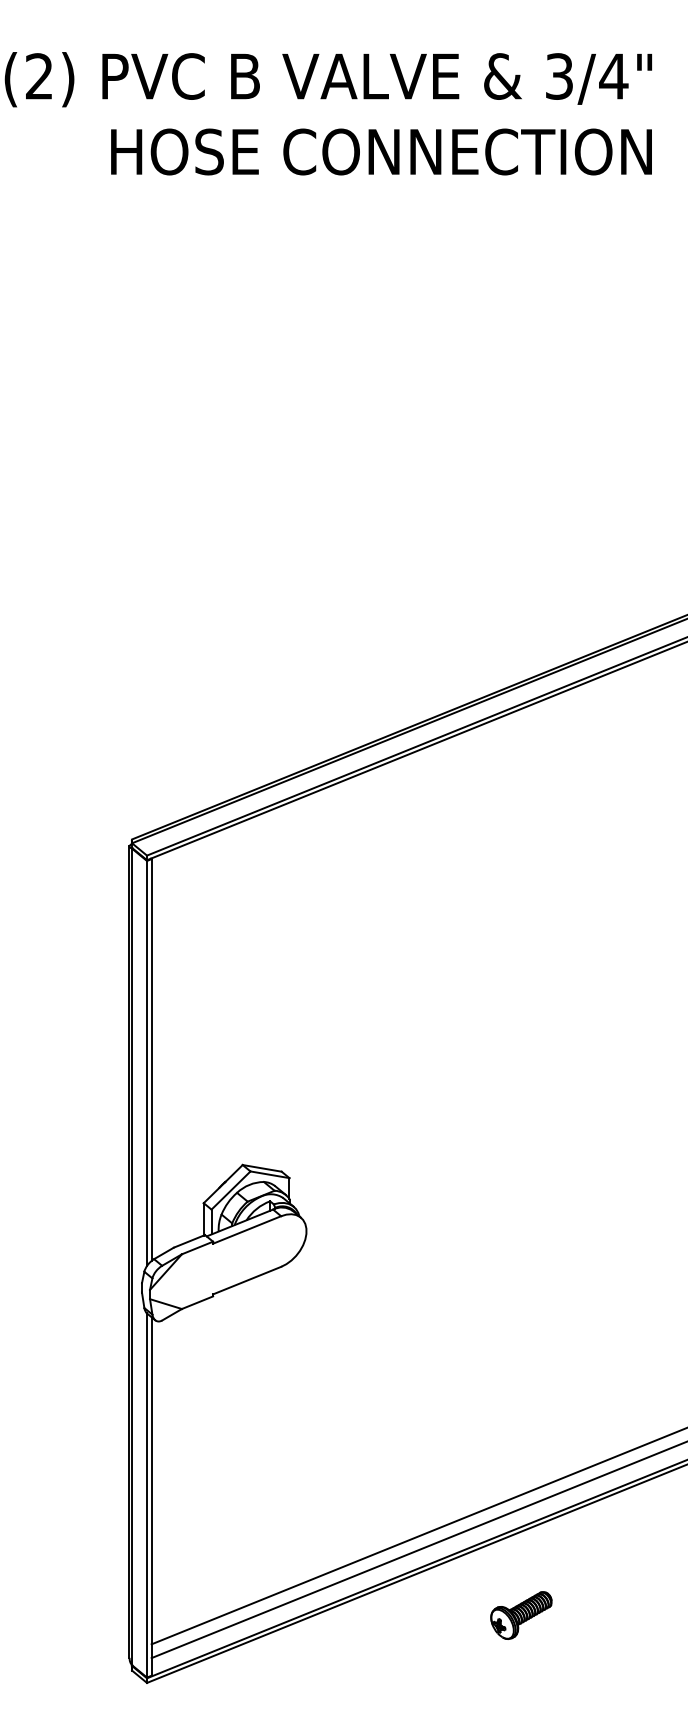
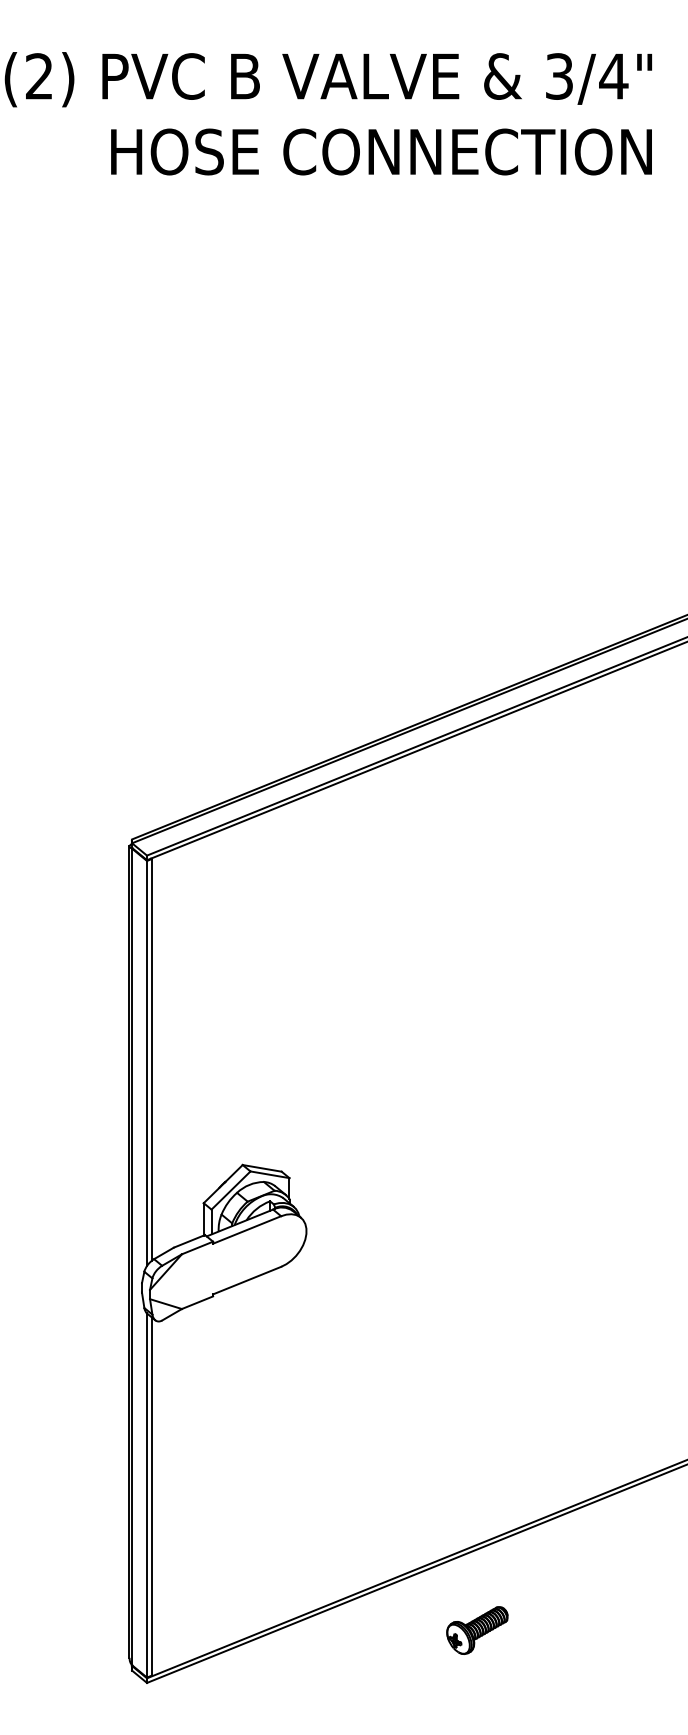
line: present -> none (417, 1536)
line: present -> none (417, 1550)
part position: (521, 1615) -> (477, 1630) (477, 1630)
